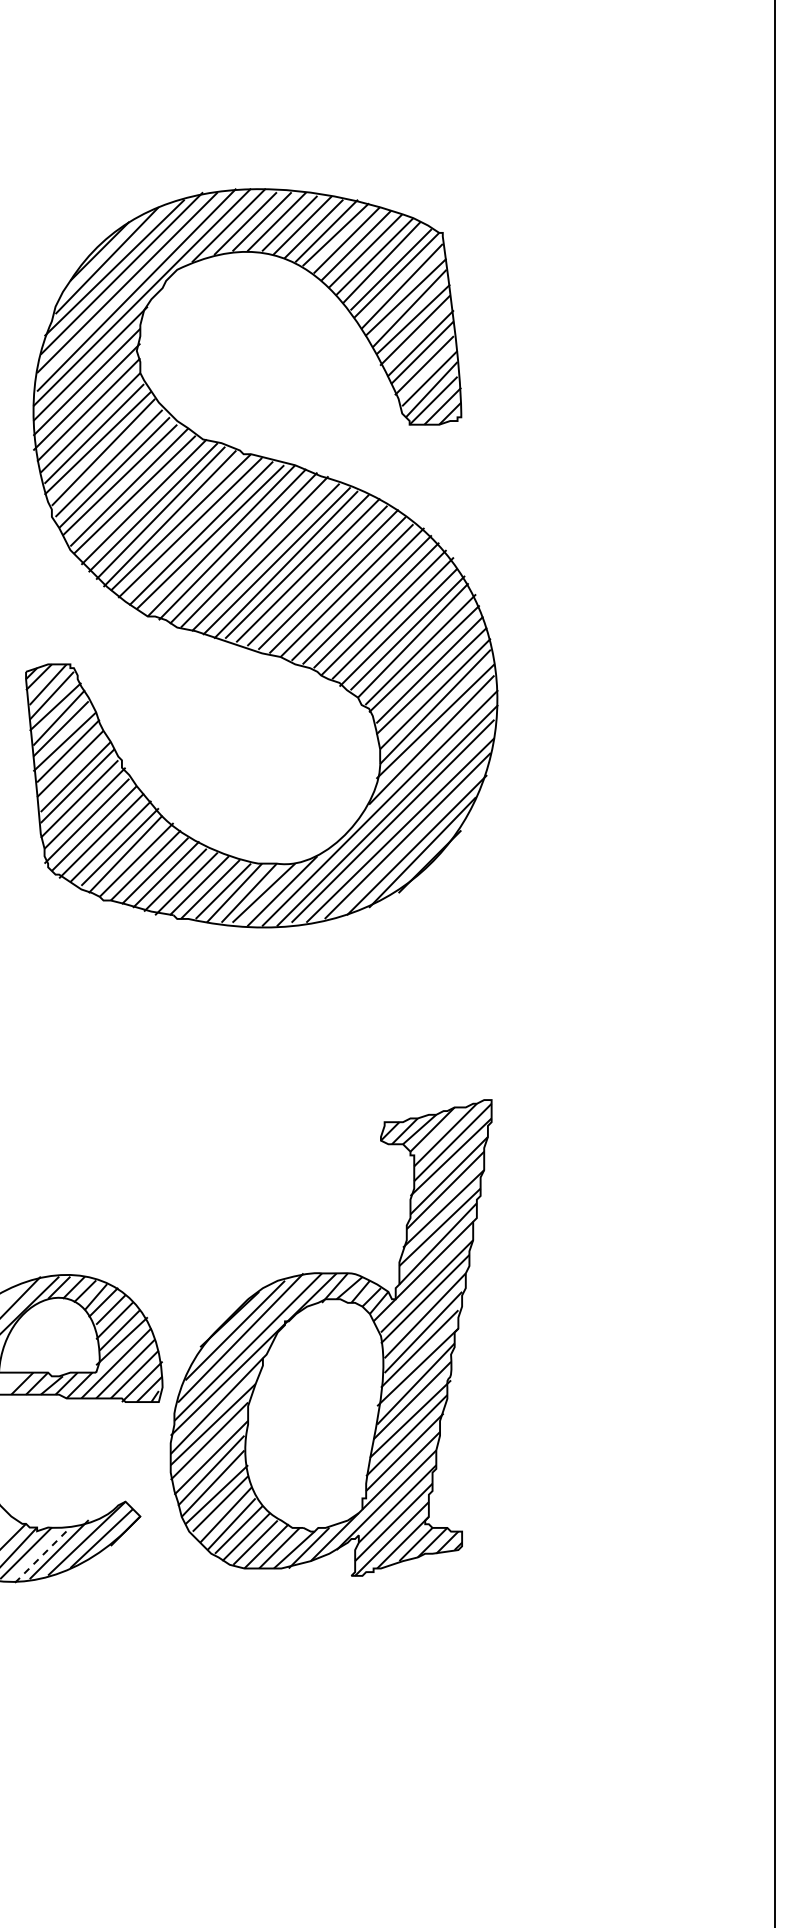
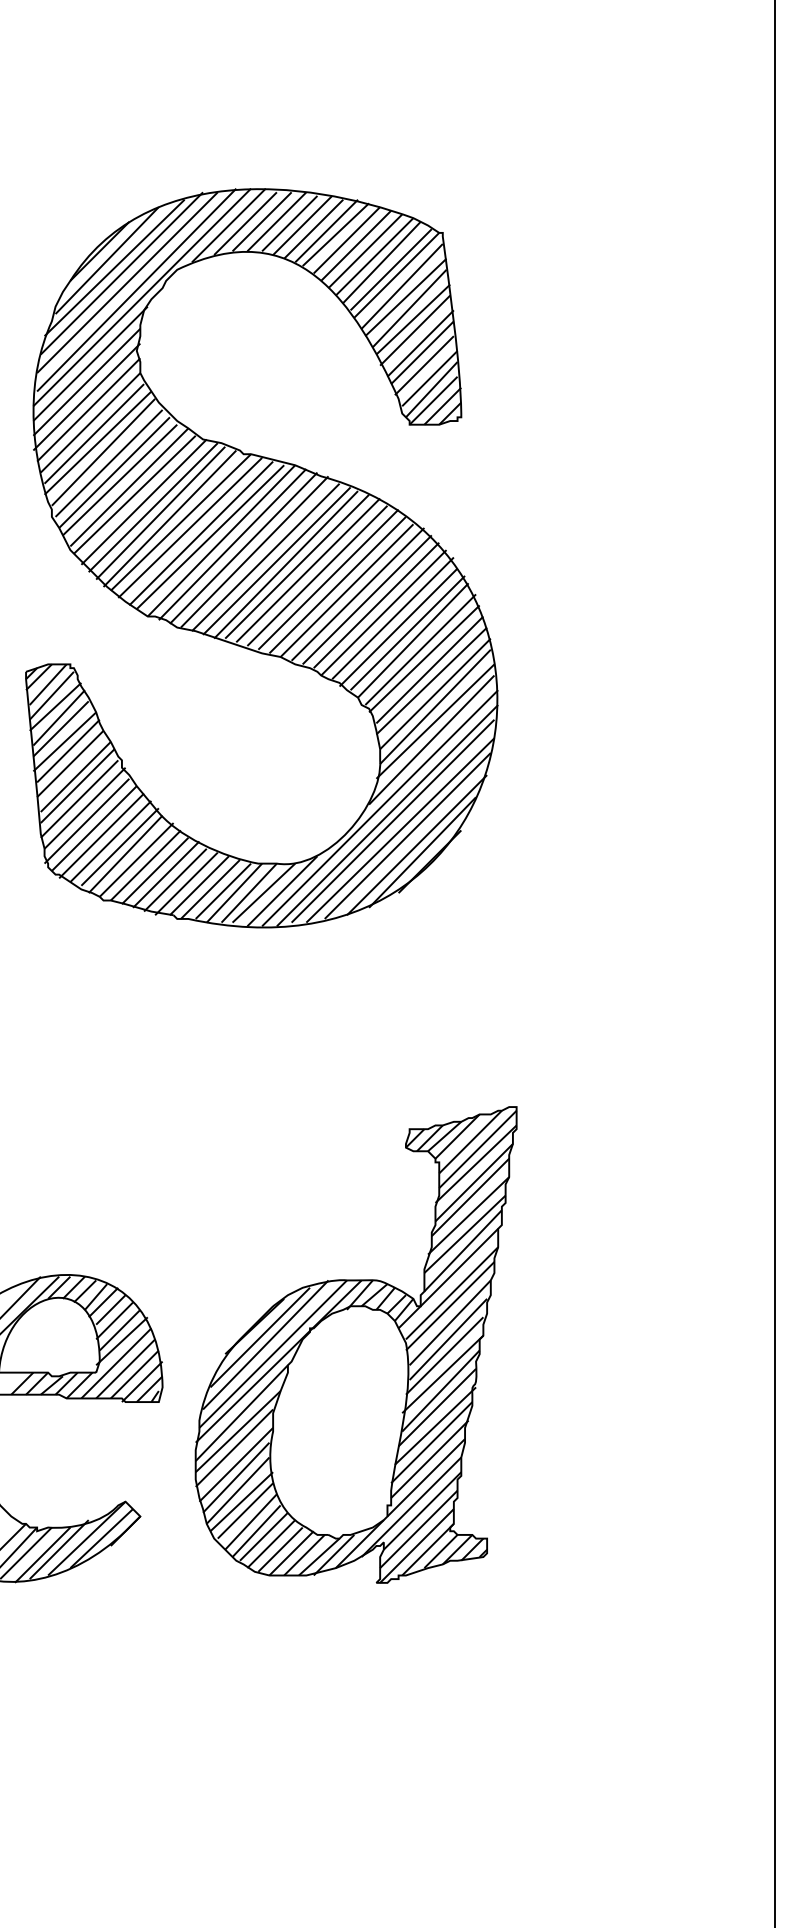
part position: (330, 1337) -> (355, 1344) (355, 1344)
line: dashed -> solid (43, 1554)
